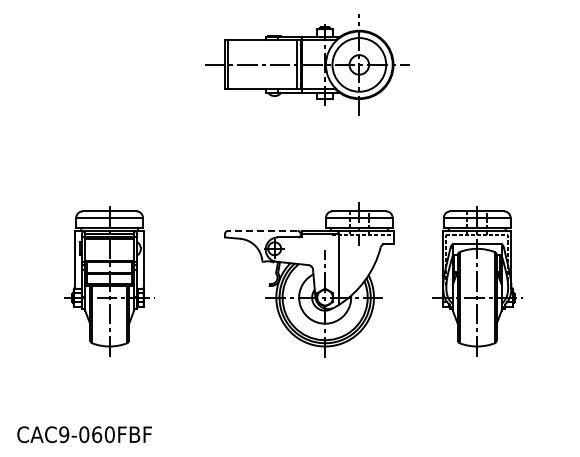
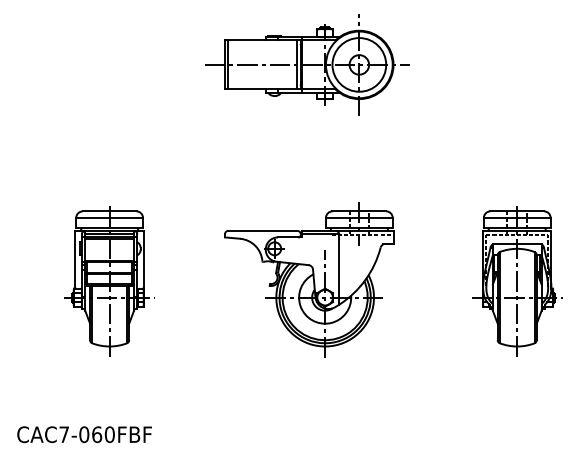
line: dashed -> solid (262, 230)
part position: (477, 281) -> (517, 281) (517, 281)
text: CAC9-060FBF -> CAC7-060FBF (64, 434)
